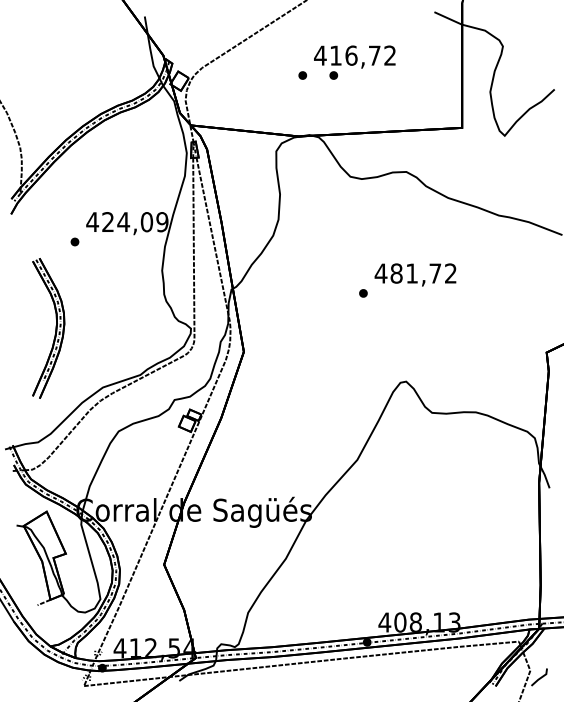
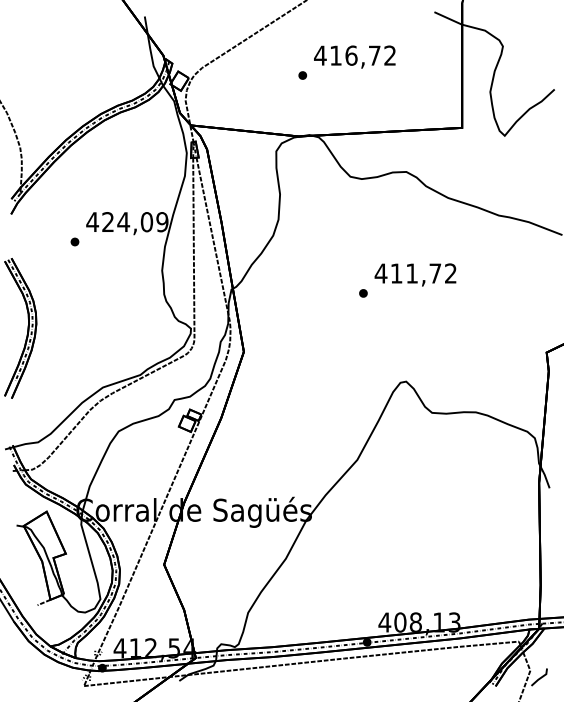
part: present -> none (333, 75)
text: 481,72 -> 411,72 (396, 273)
part position: (55, 328) -> (27, 328) (27, 328)
